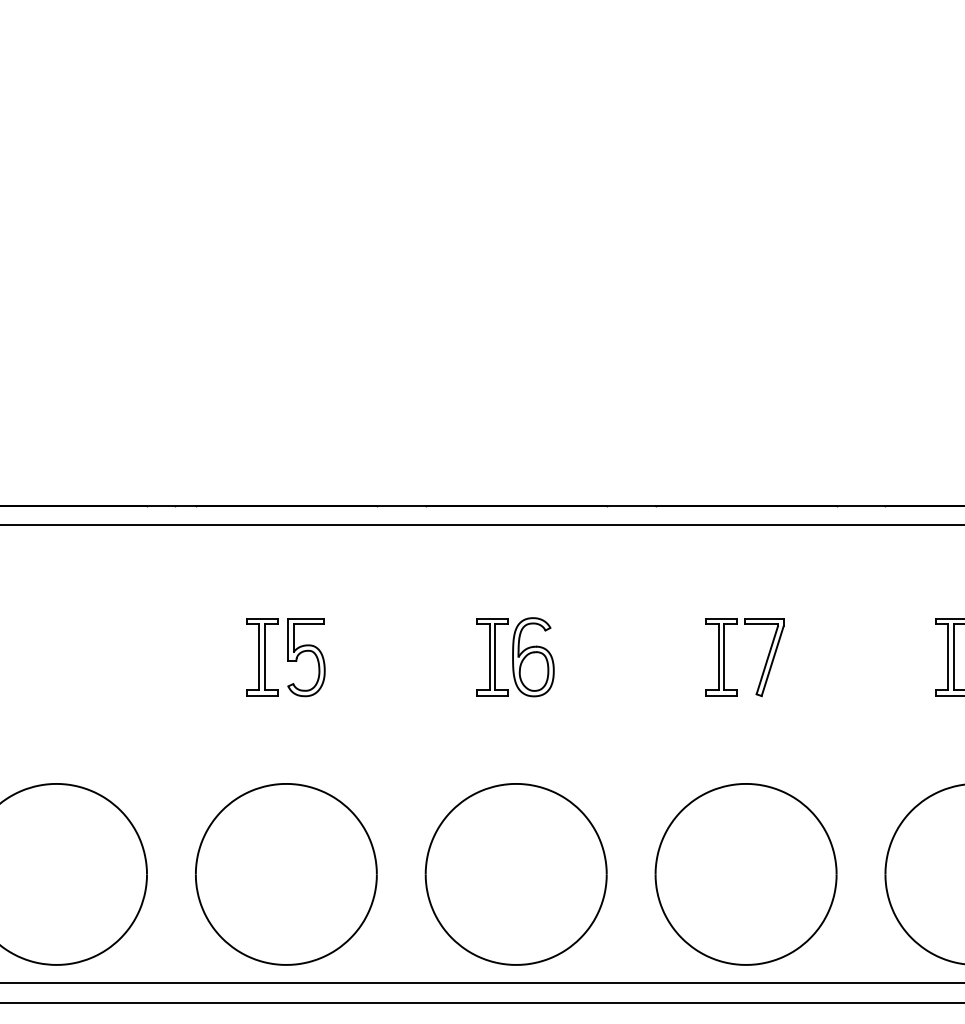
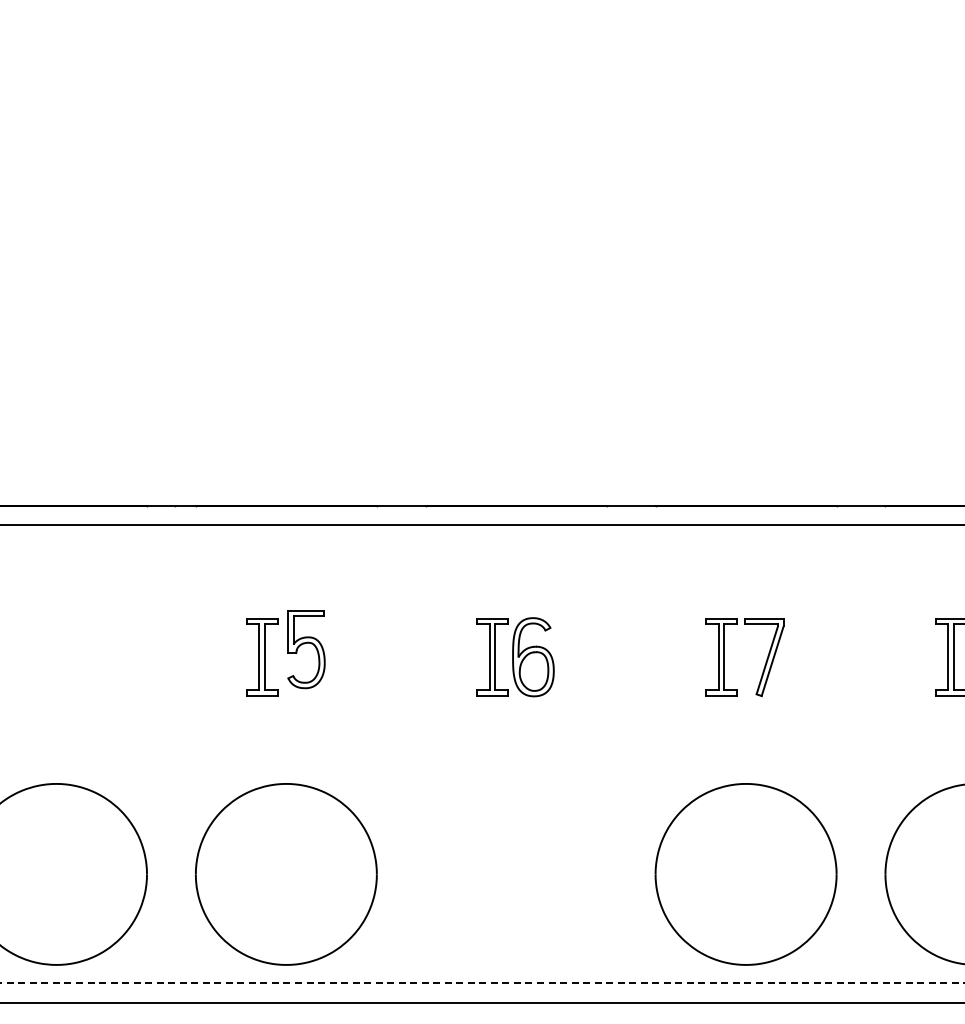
part position: (306, 657) -> (306, 649) (306, 649)
part: present -> none (515, 874)
line: solid -> dashed (482, 983)
